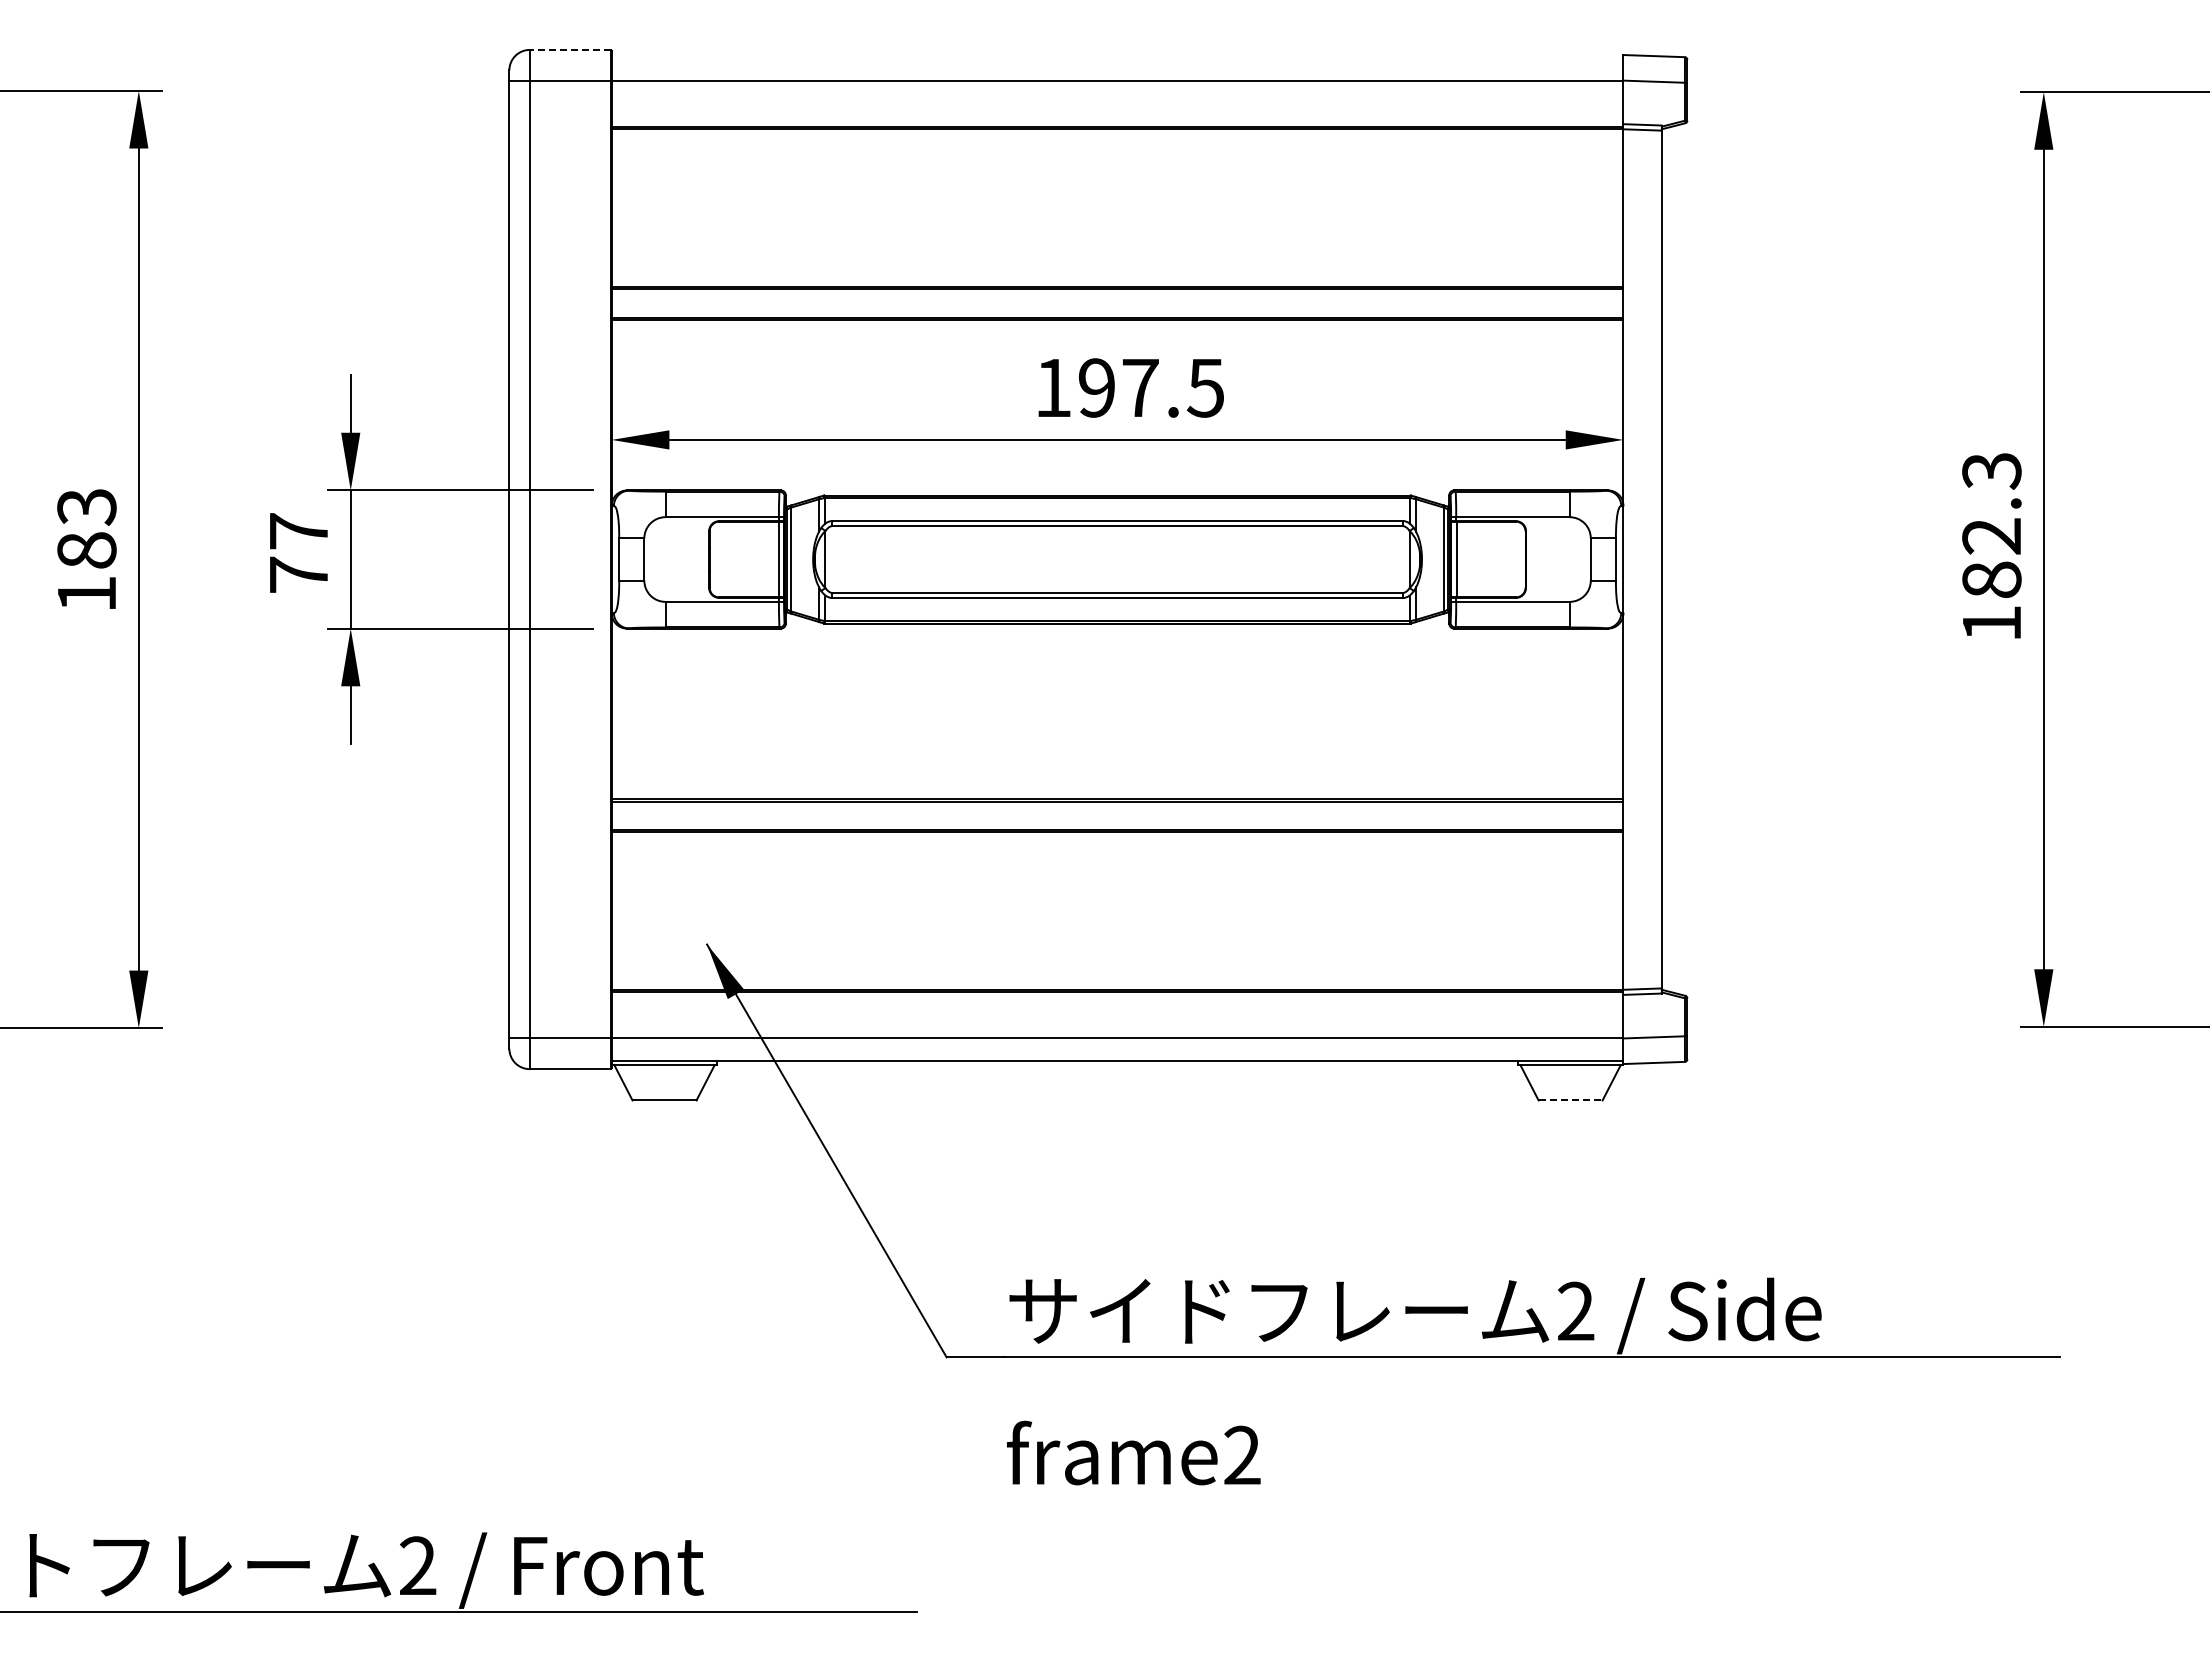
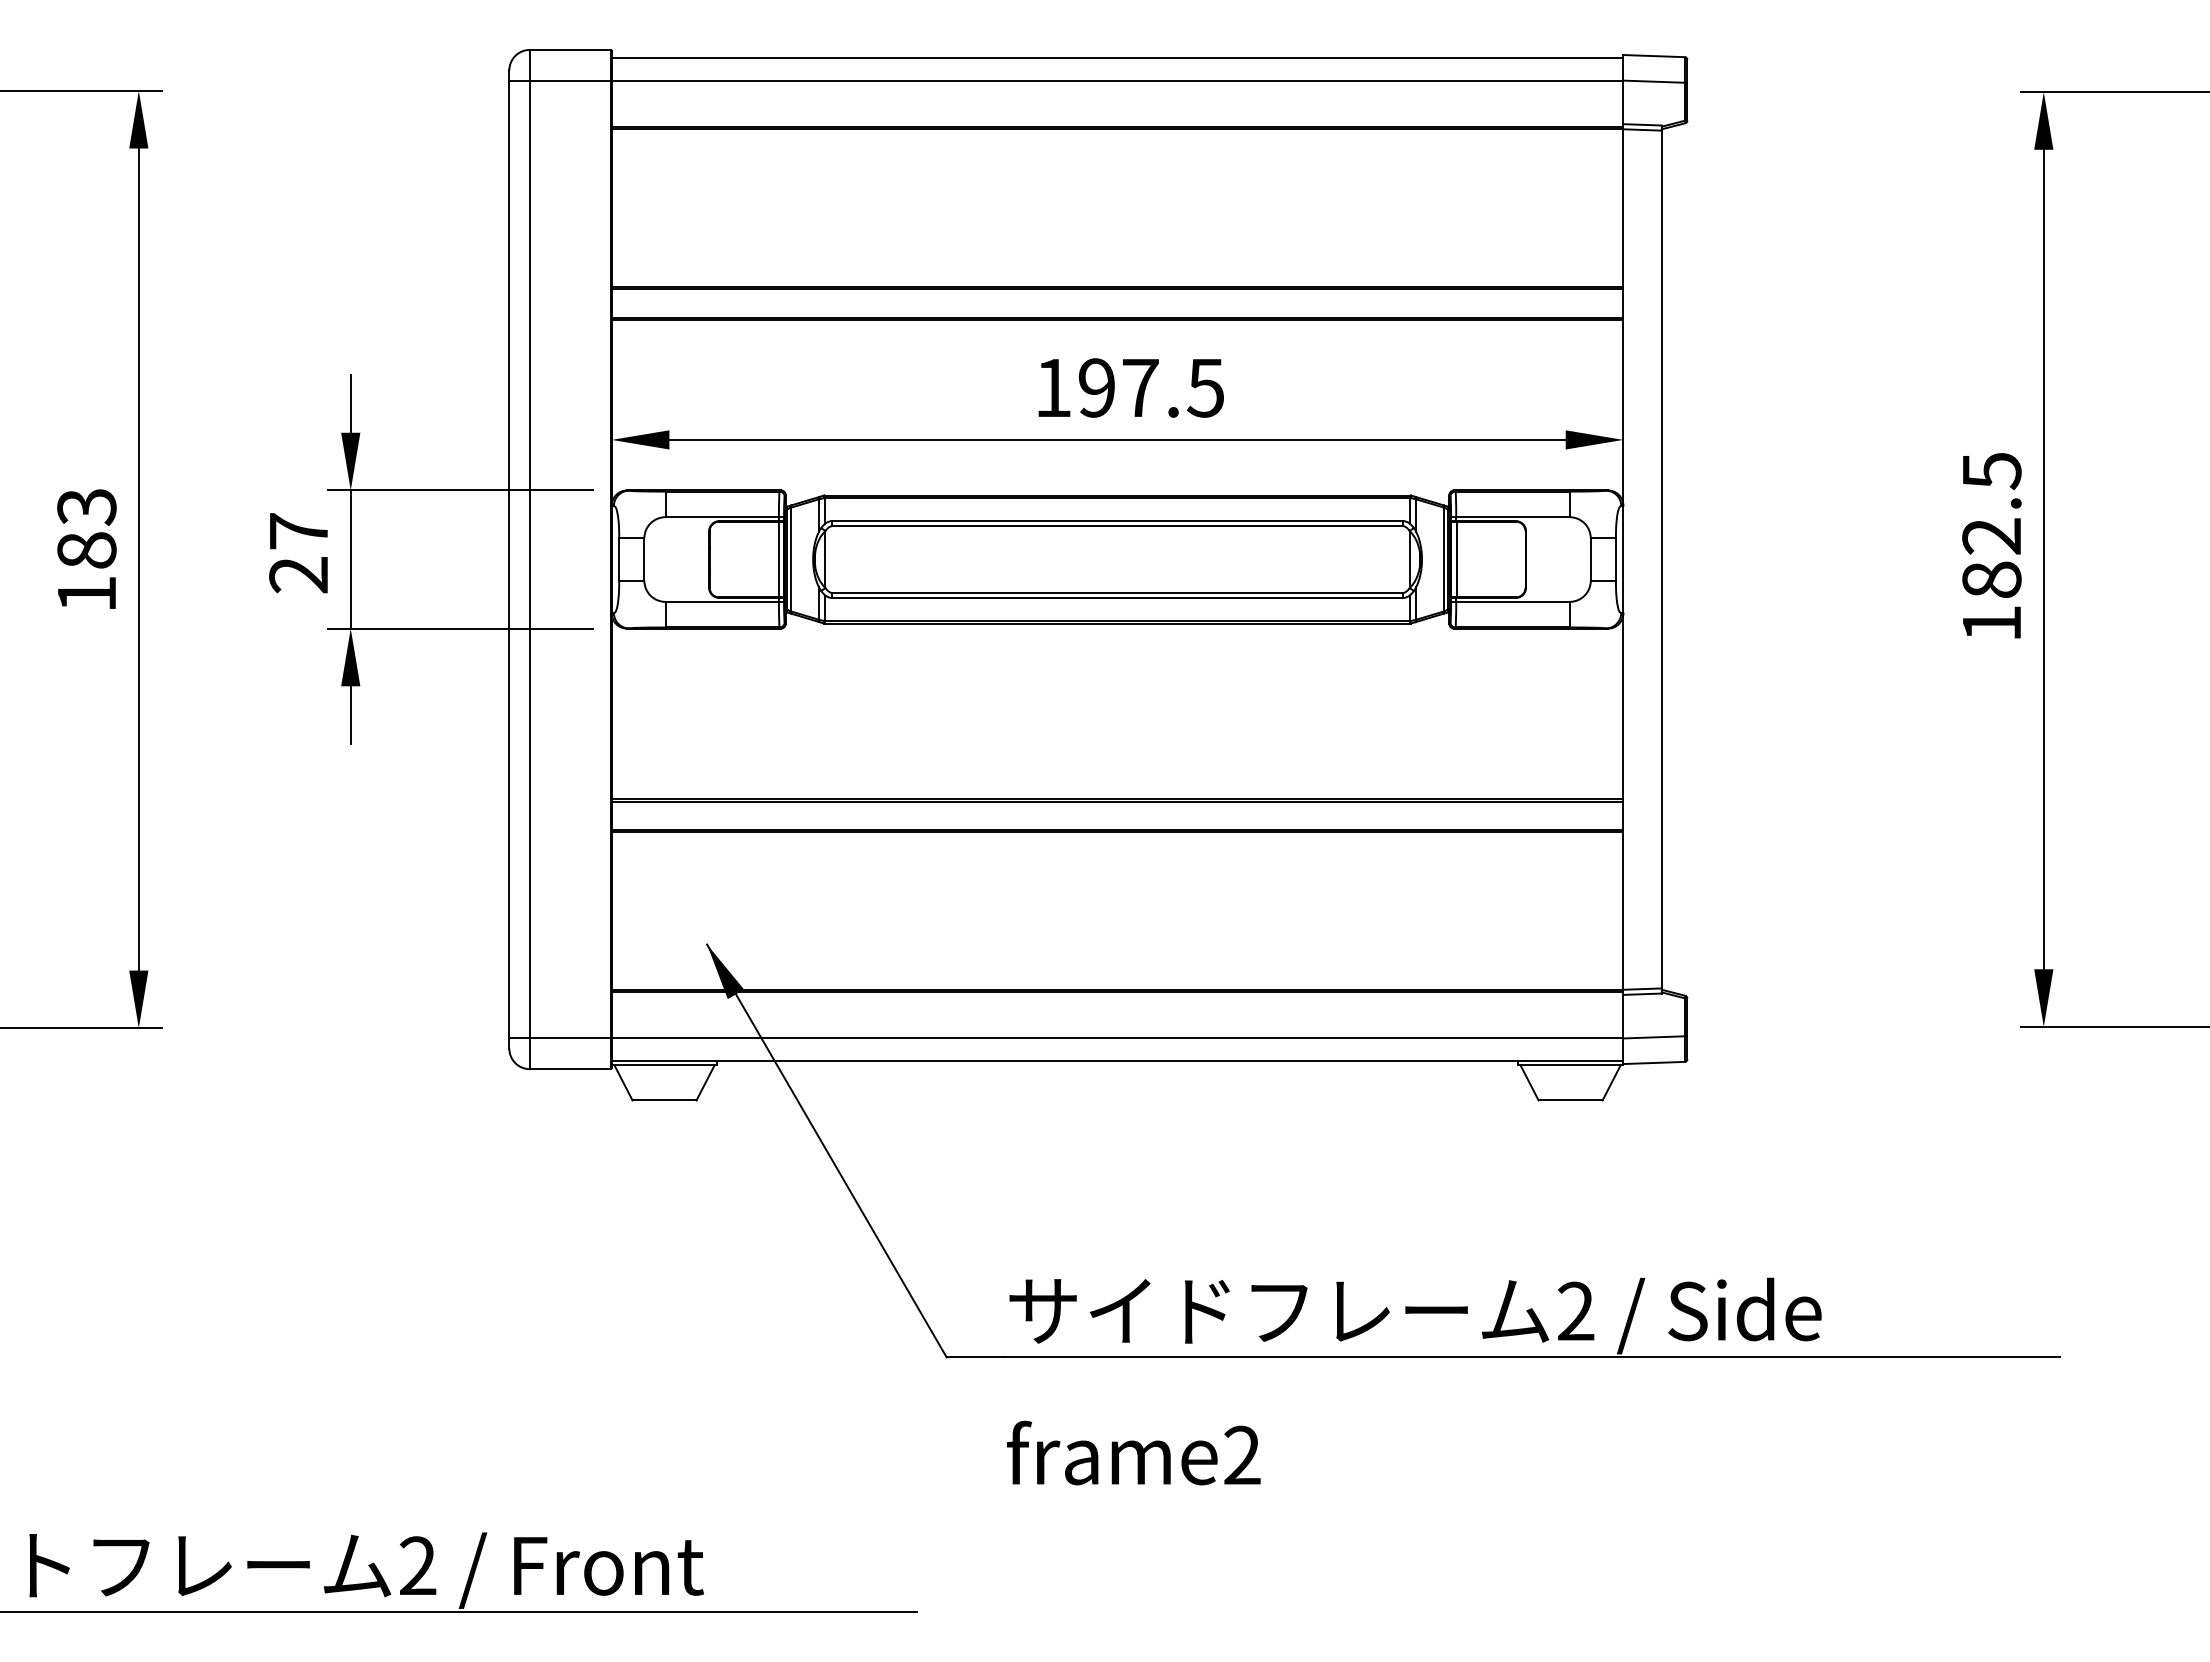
line: dashed -> solid (569, 49)
line: none -> present (1117, 57)
text: 182.3 -> 182.5 (1991, 471)
text: 77 -> 27 (298, 574)
line: dashed -> solid (1571, 1100)
